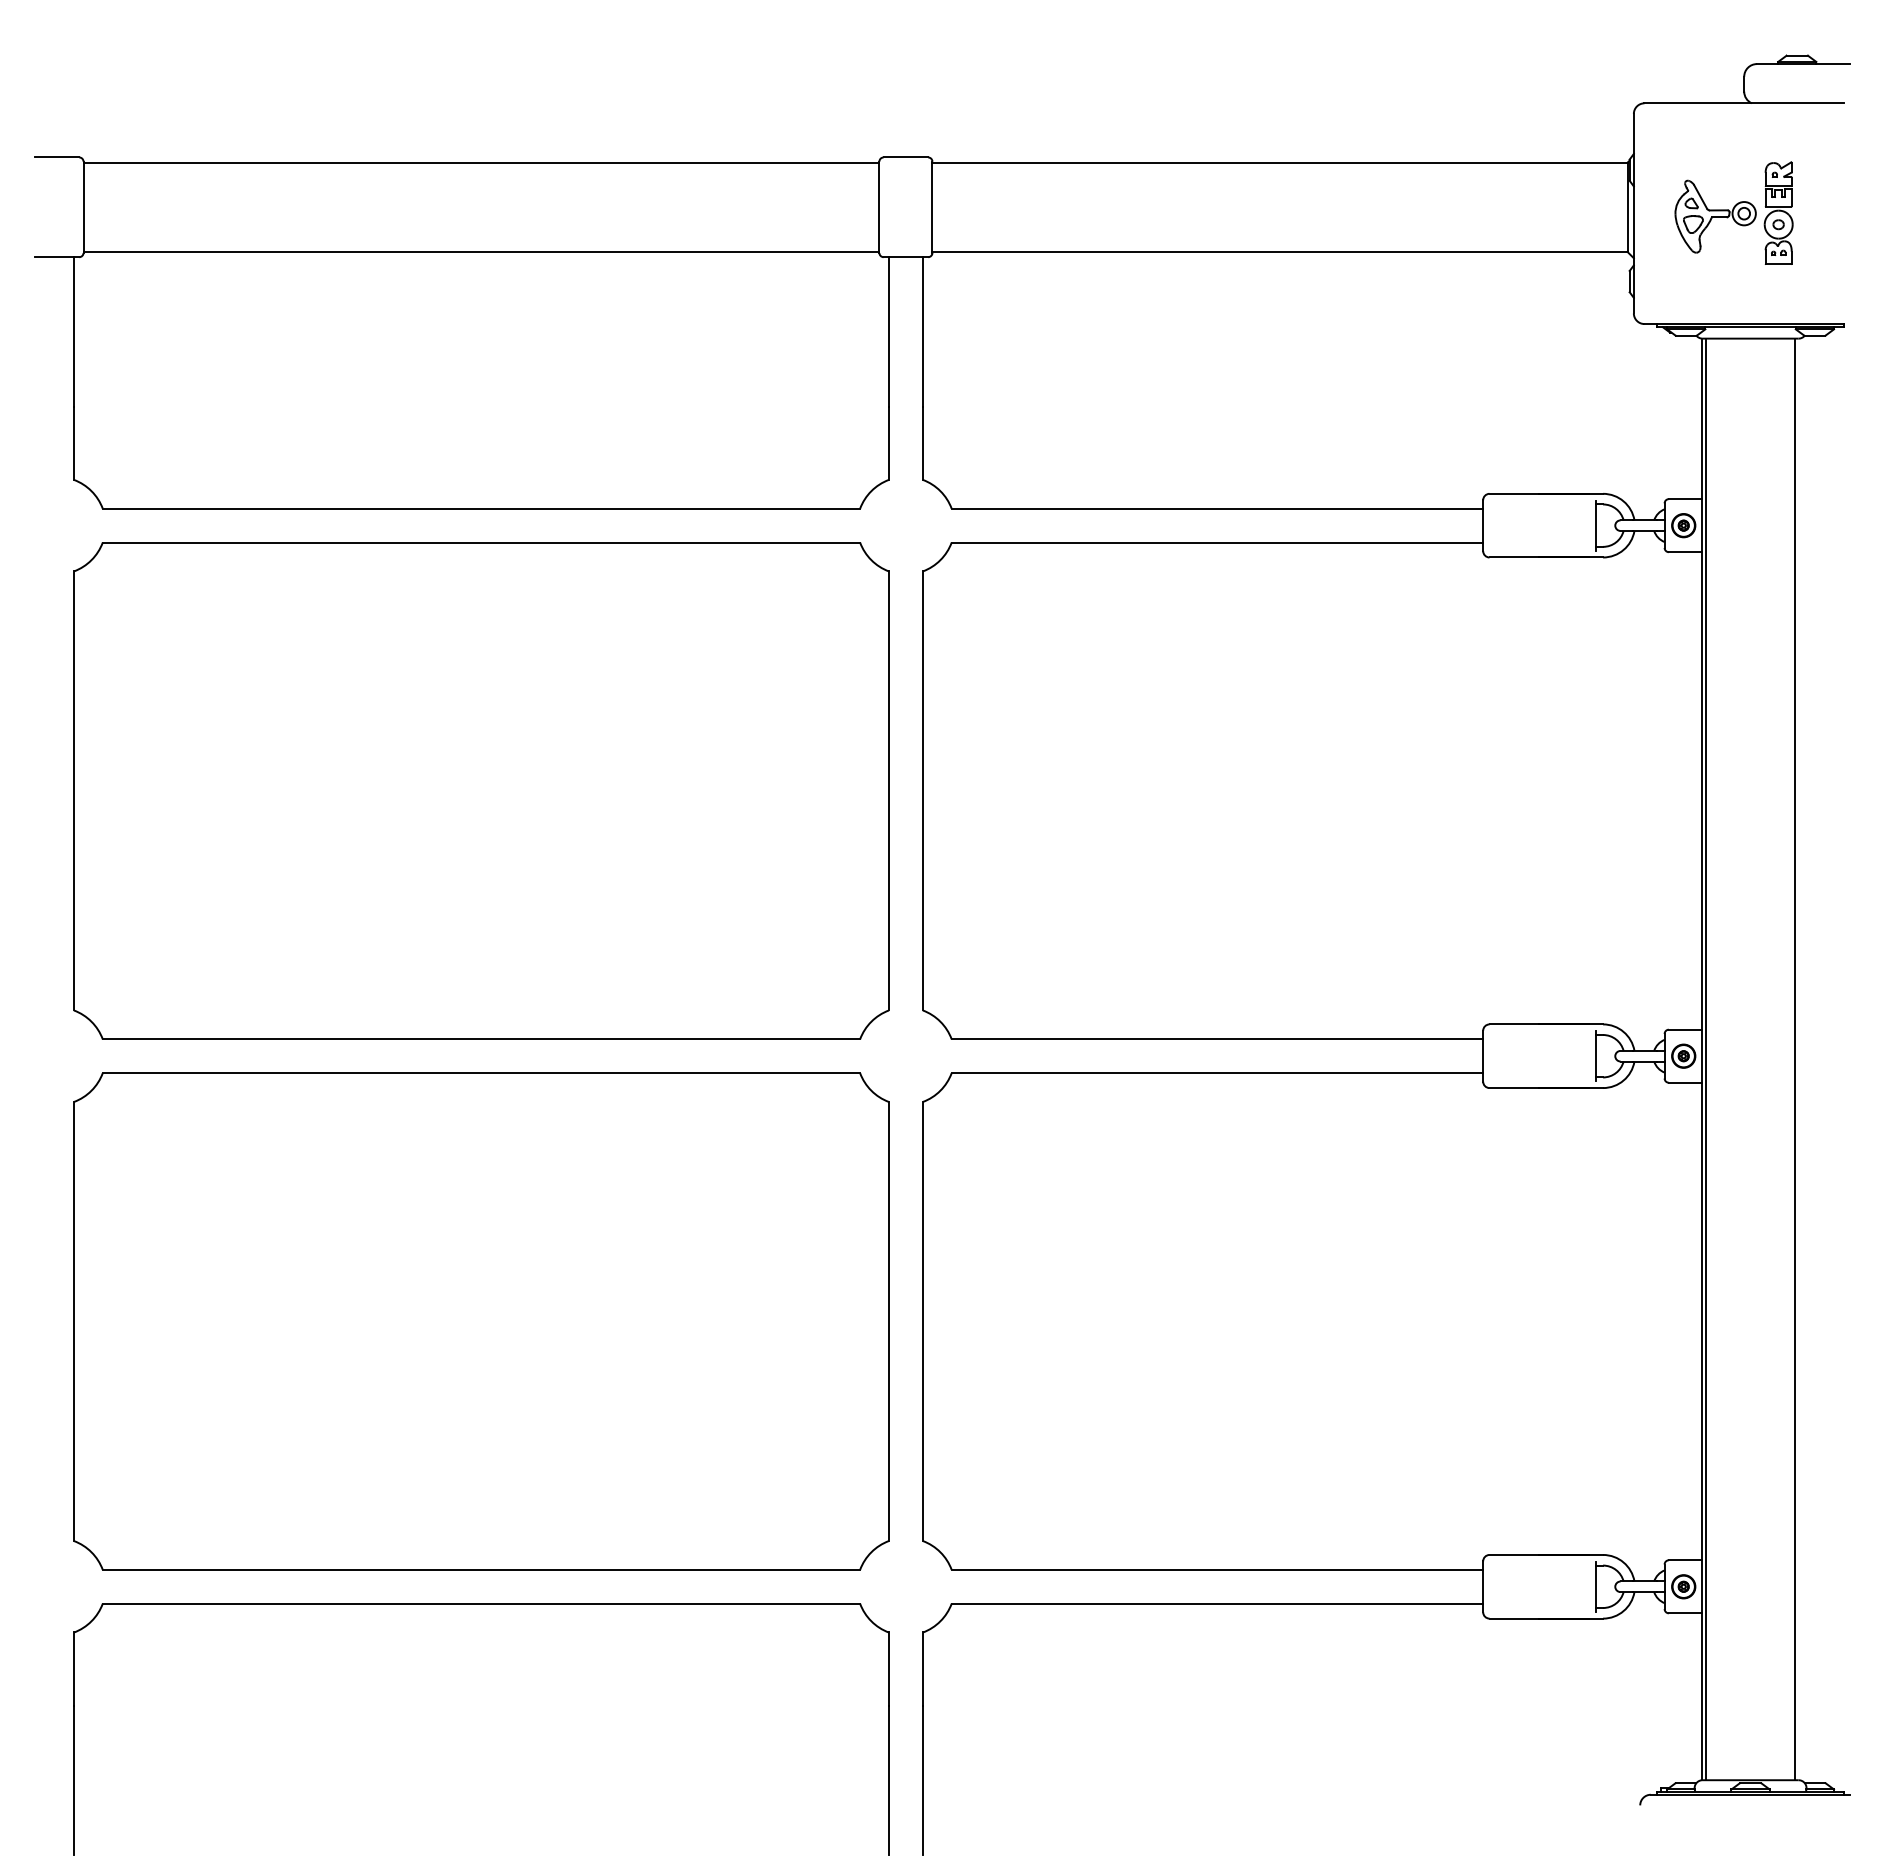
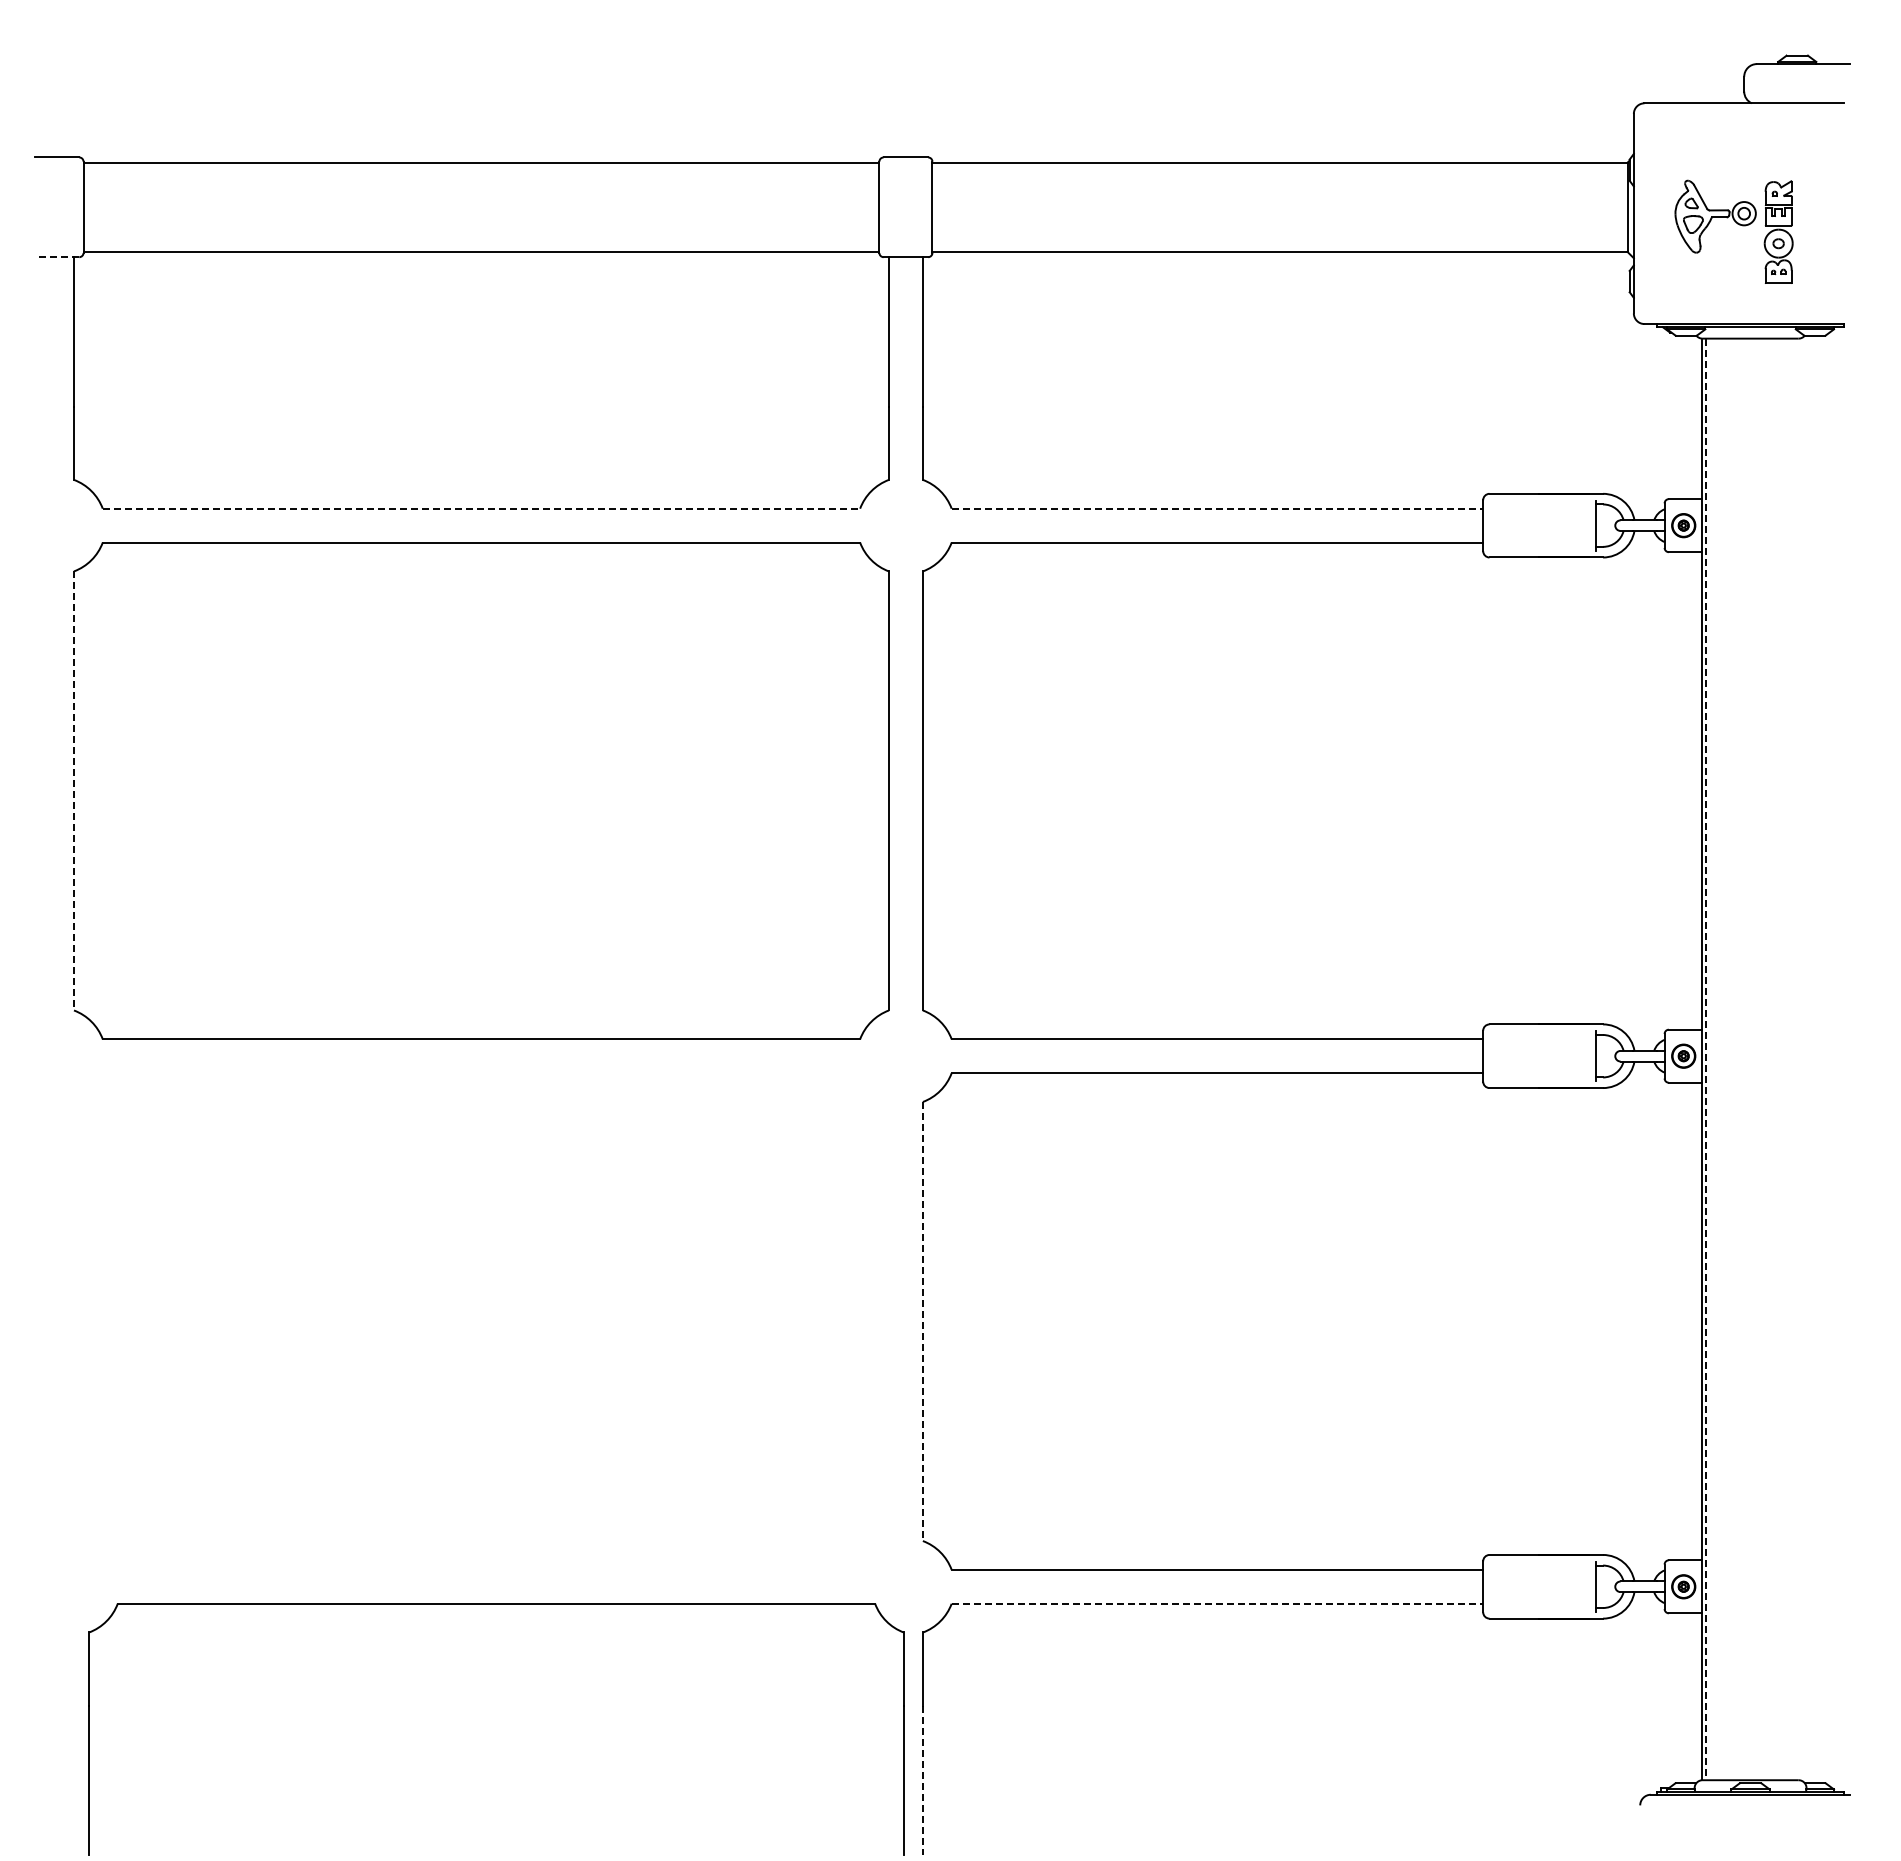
part position: (1778, 212) -> (1778, 231) (1778, 231)
line: solid -> dashed (56, 257)
line: solid -> dashed (481, 508)
line: solid -> dashed (1217, 508)
line: solid -> dashed (73, 790)
line: solid -> dashed (1706, 1059)
line: present -> none (1795, 1059)
part: present -> none (481, 1321)
line: solid -> dashed (922, 1321)
line: solid -> dashed (1217, 1603)
part position: (481, 1604) -> (496, 1604) (496, 1604)
line: solid -> dashed (922, 1780)
